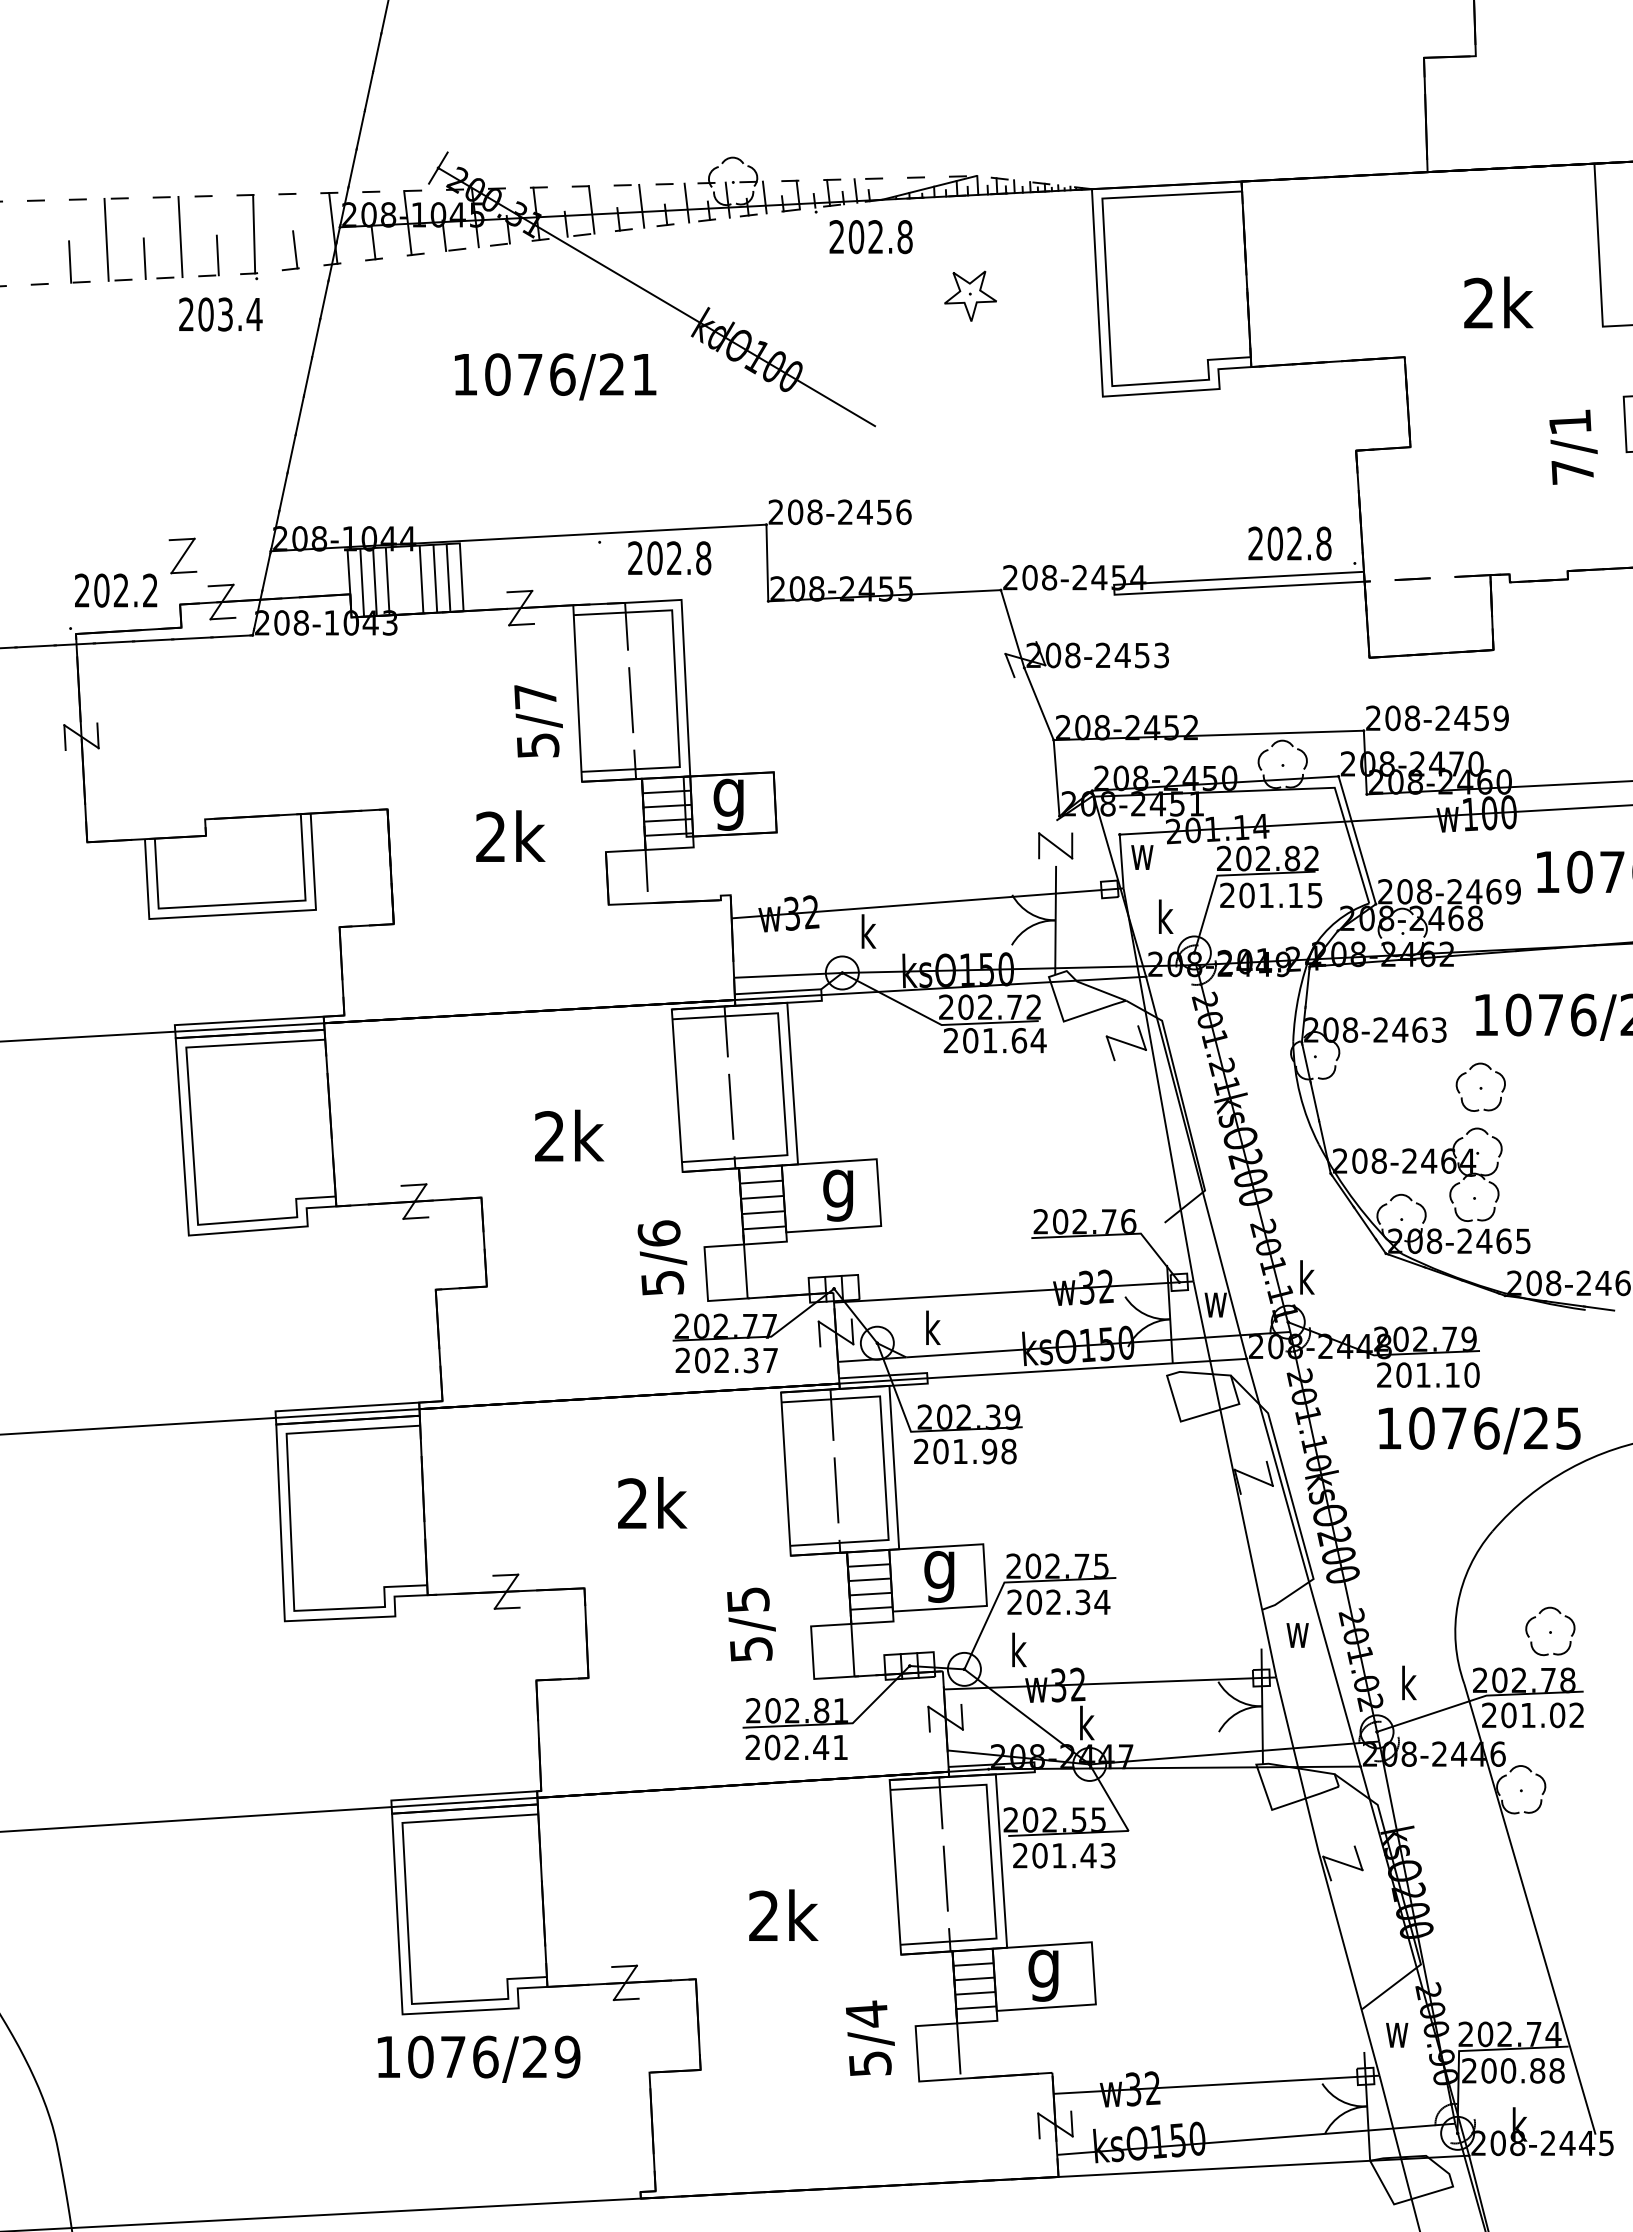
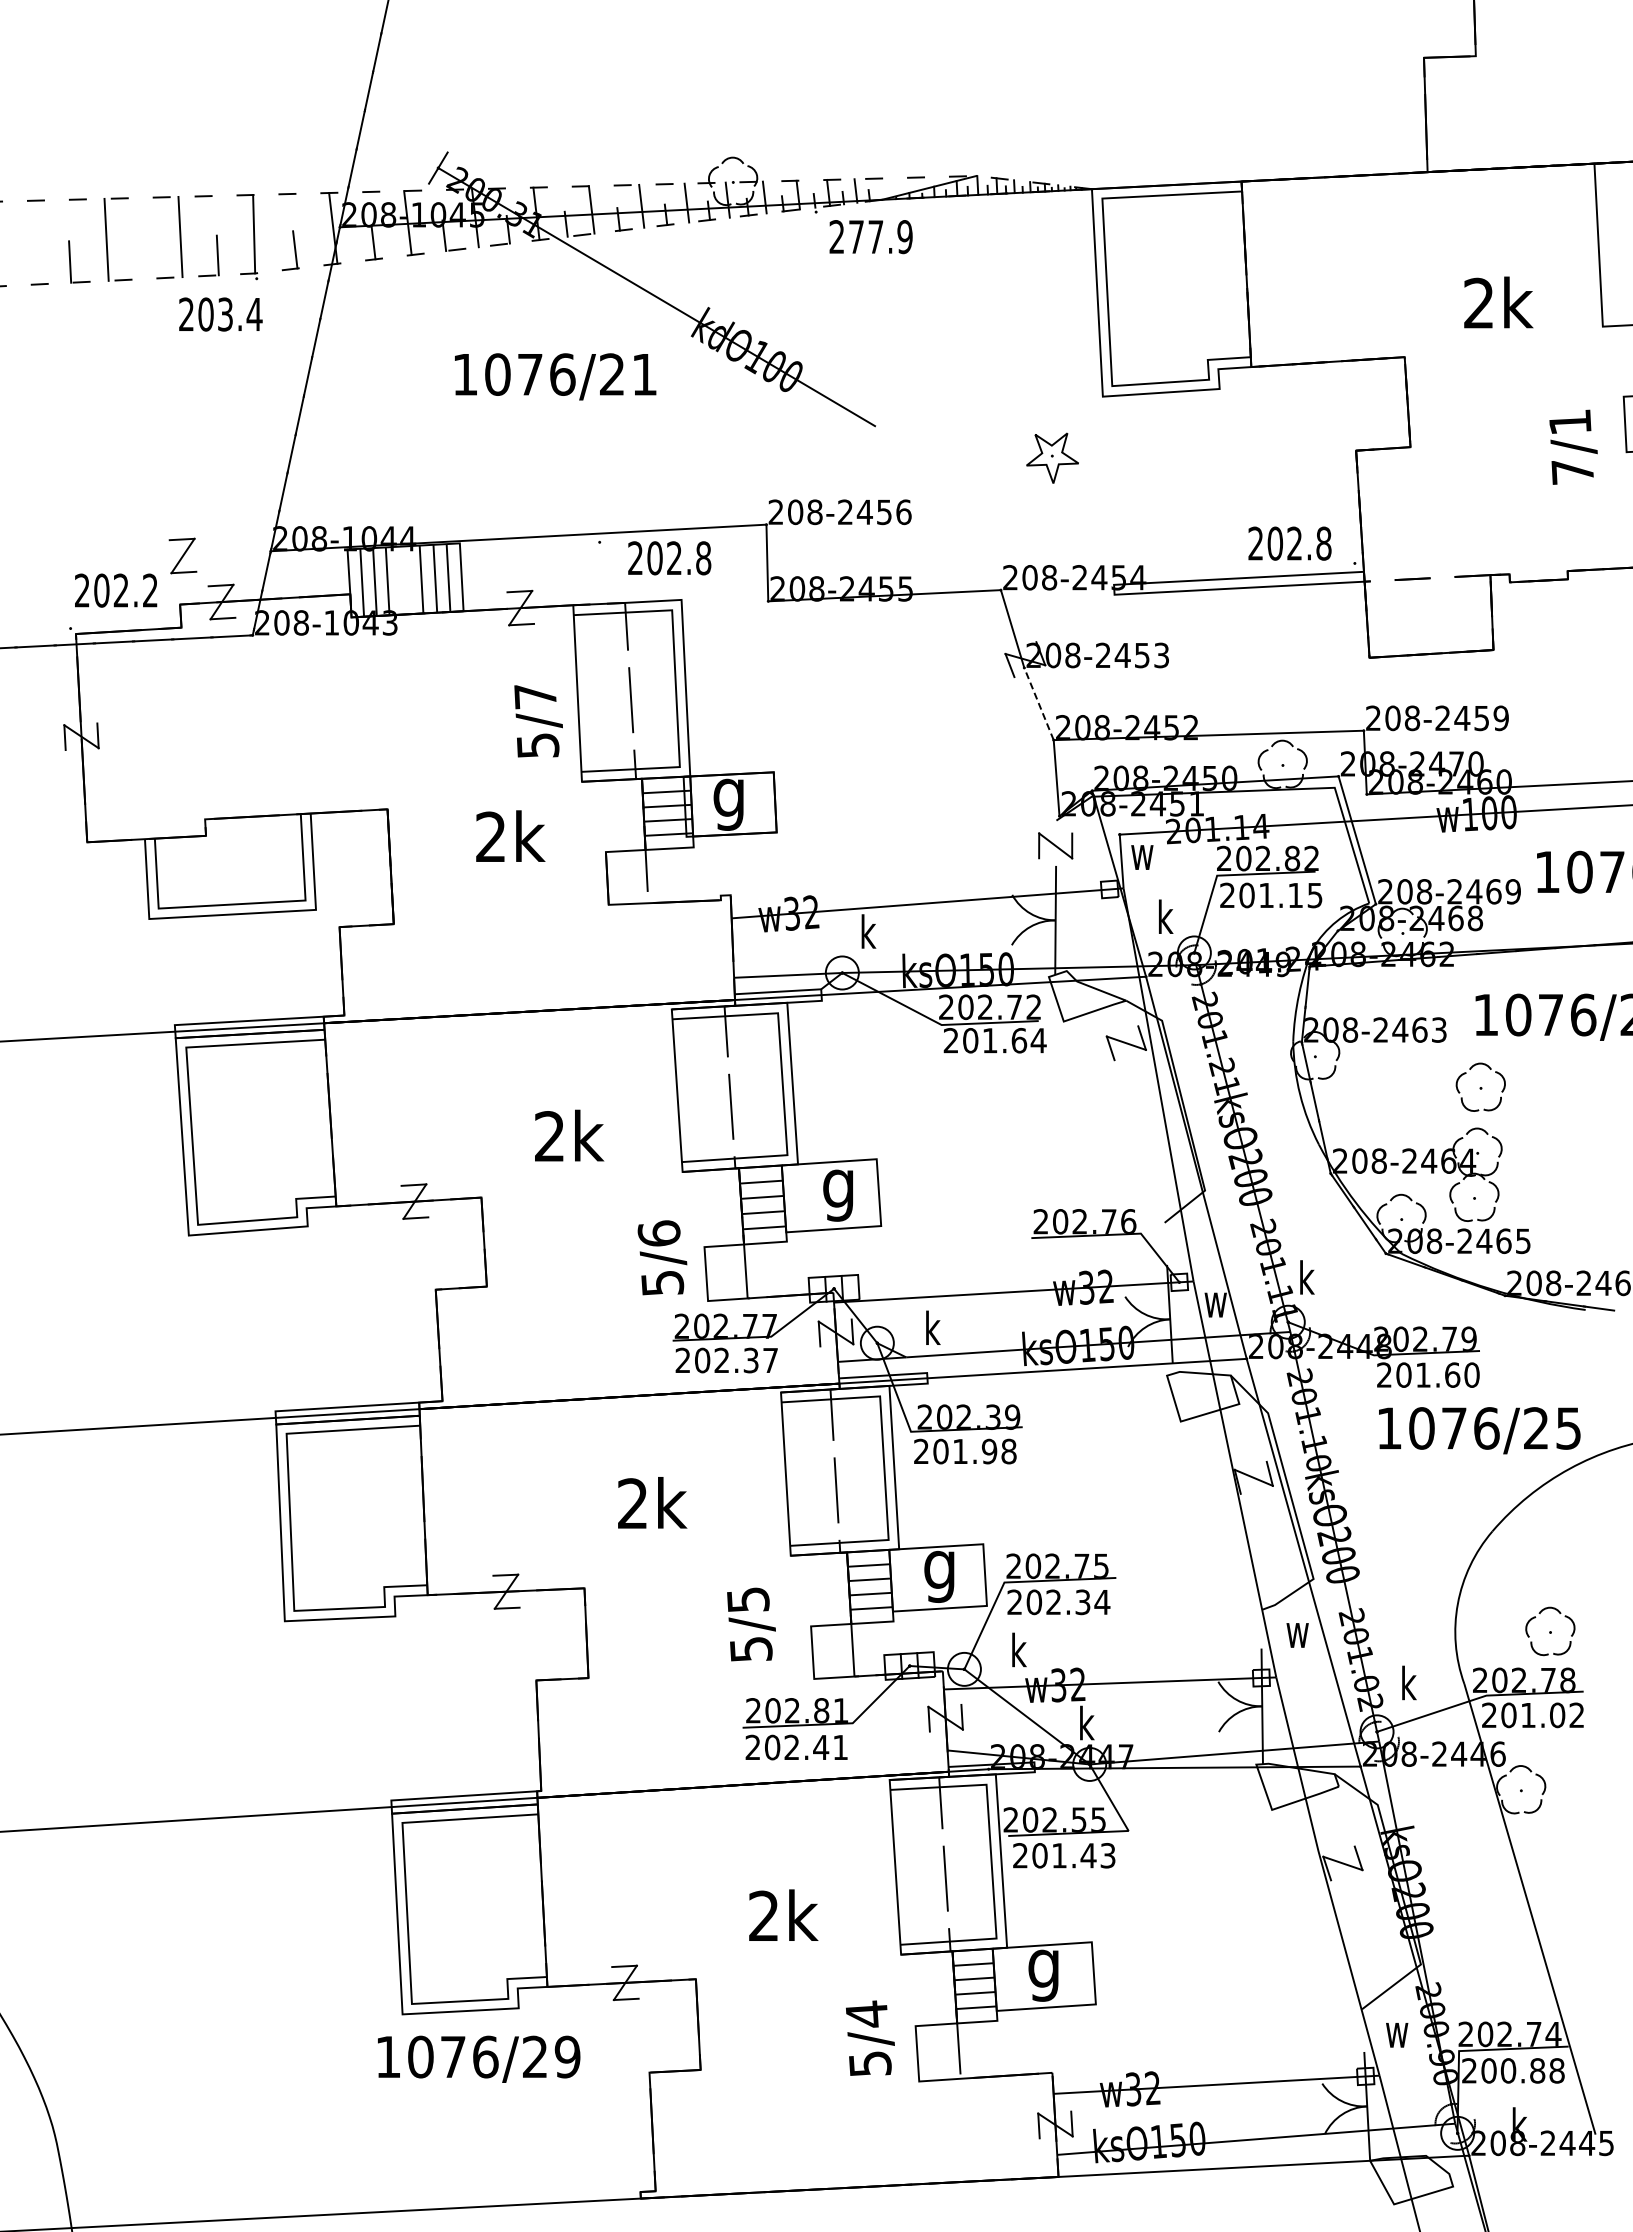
text: 202.8 -> 277.9 (880, 237)
line: present -> none (144, 258)
part position: (970, 295) -> (1052, 457) (1052, 457)
line: solid -> dashed (1039, 704)
text: 201.10 -> 201.60 (1452, 1374)
